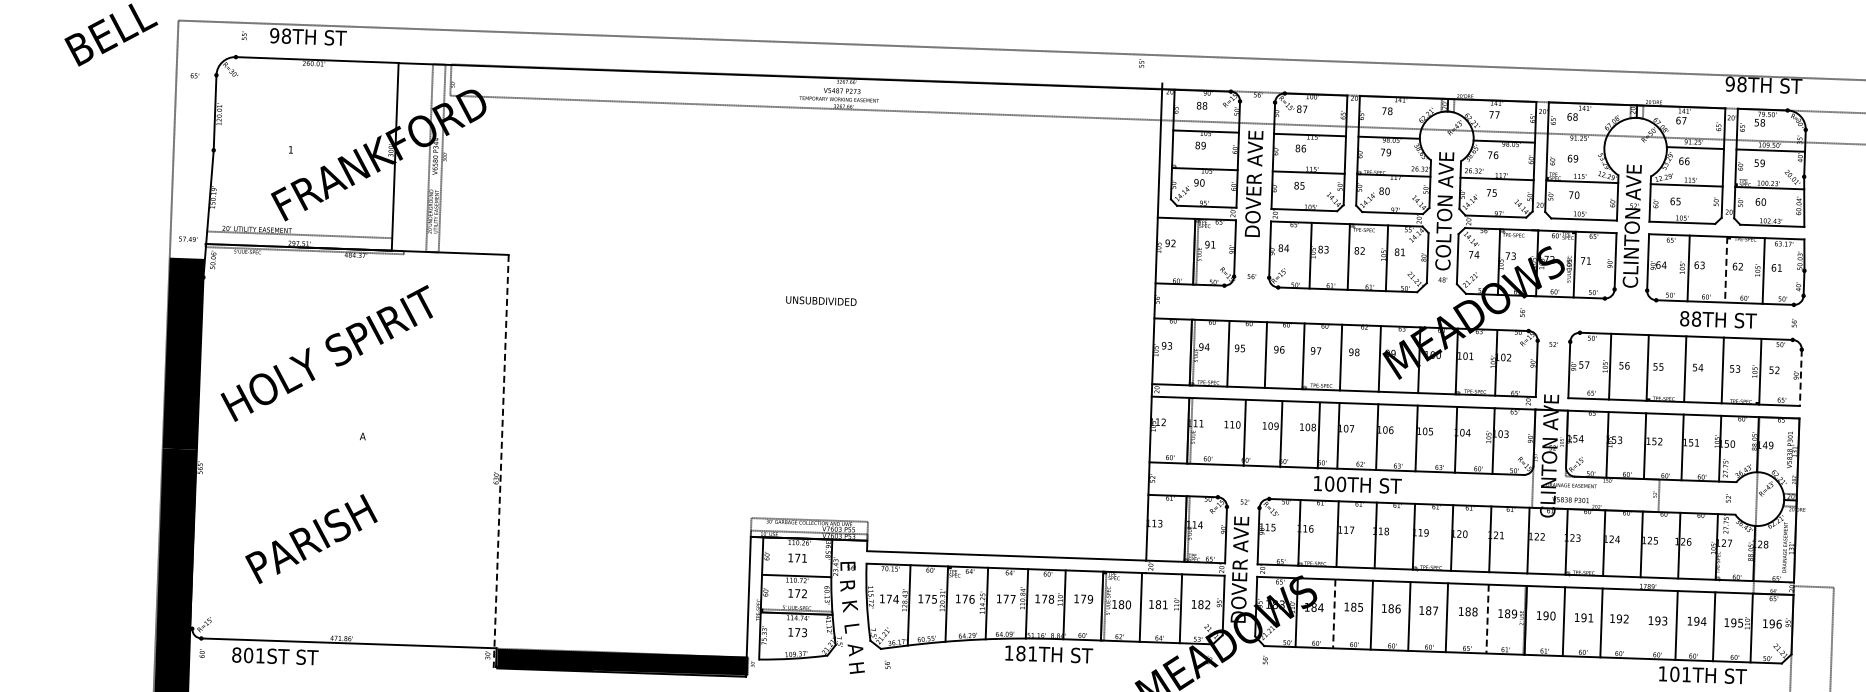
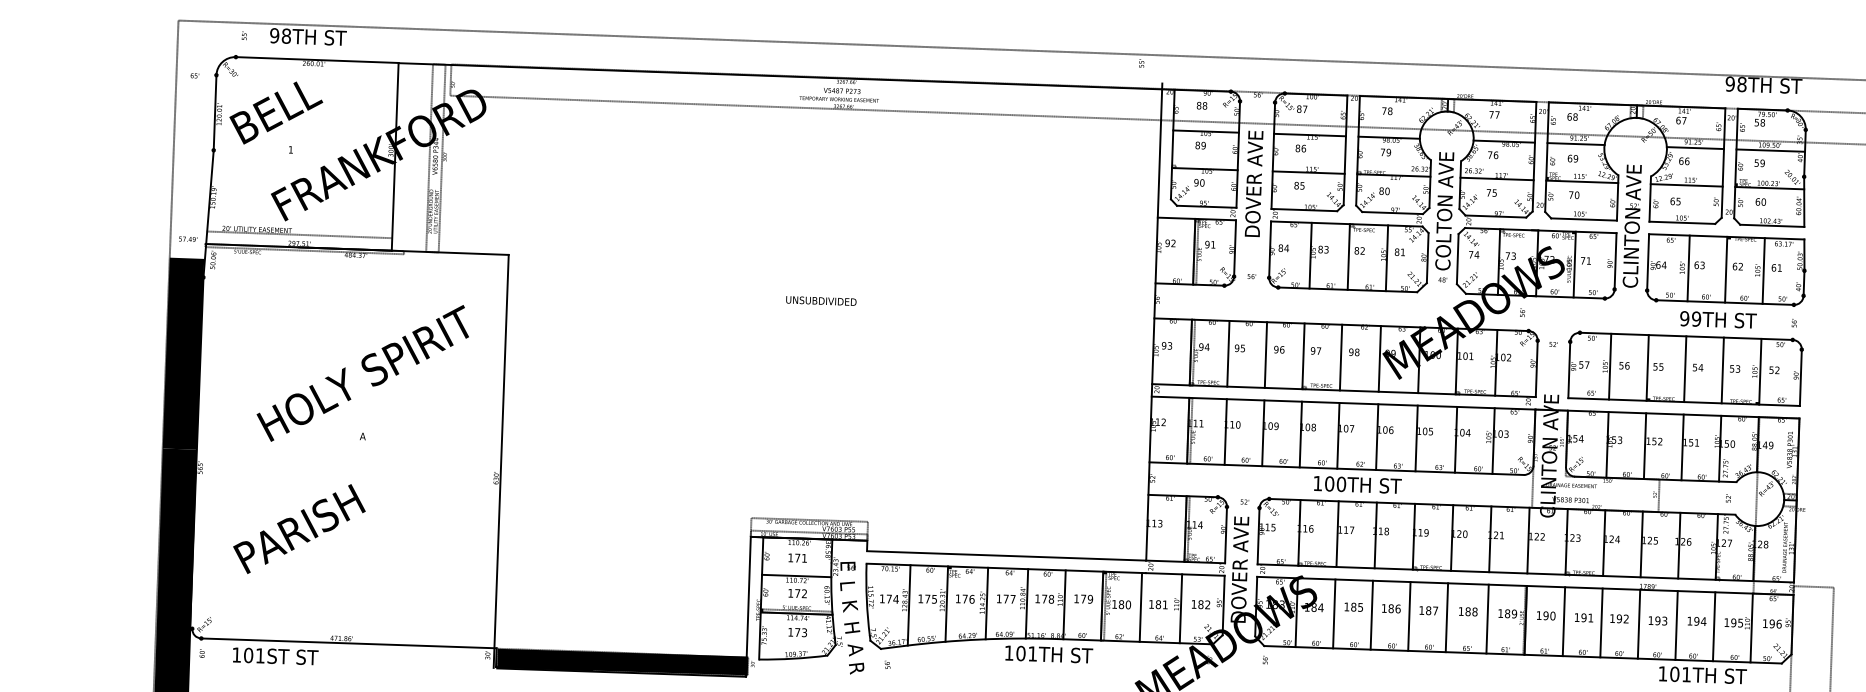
text position: (111, 34) -> (276, 112) (276, 112)
line: none -> present (1575, 144)
line: dashed -> solid (1726, 269)
text: 88TH -> 99TH (1690, 318)
text position: (326, 353) -> (362, 373) (362, 373)
line: dashed -> solid (1800, 378)
line position: (1244, 432) -> (1225, 431) (1225, 431)
line position: (1281, 434) -> (1263, 433) (1263, 433)
line position: (1318, 435) -> (1300, 434) (1300, 434)
line: dashed -> solid (501, 461)
text position: (311, 538) -> (299, 528) (299, 528)
text: R -> L (847, 585)
line: dashed -> solid (1334, 614)
line: dashed -> solid (1487, 619)
line: none -> present (1638, 623)
text: L -> H (852, 627)
text: 181TH -> 101TH (1020, 653)
text: 801ST -> 101ST (236, 654)
text: H -> R (856, 668)
